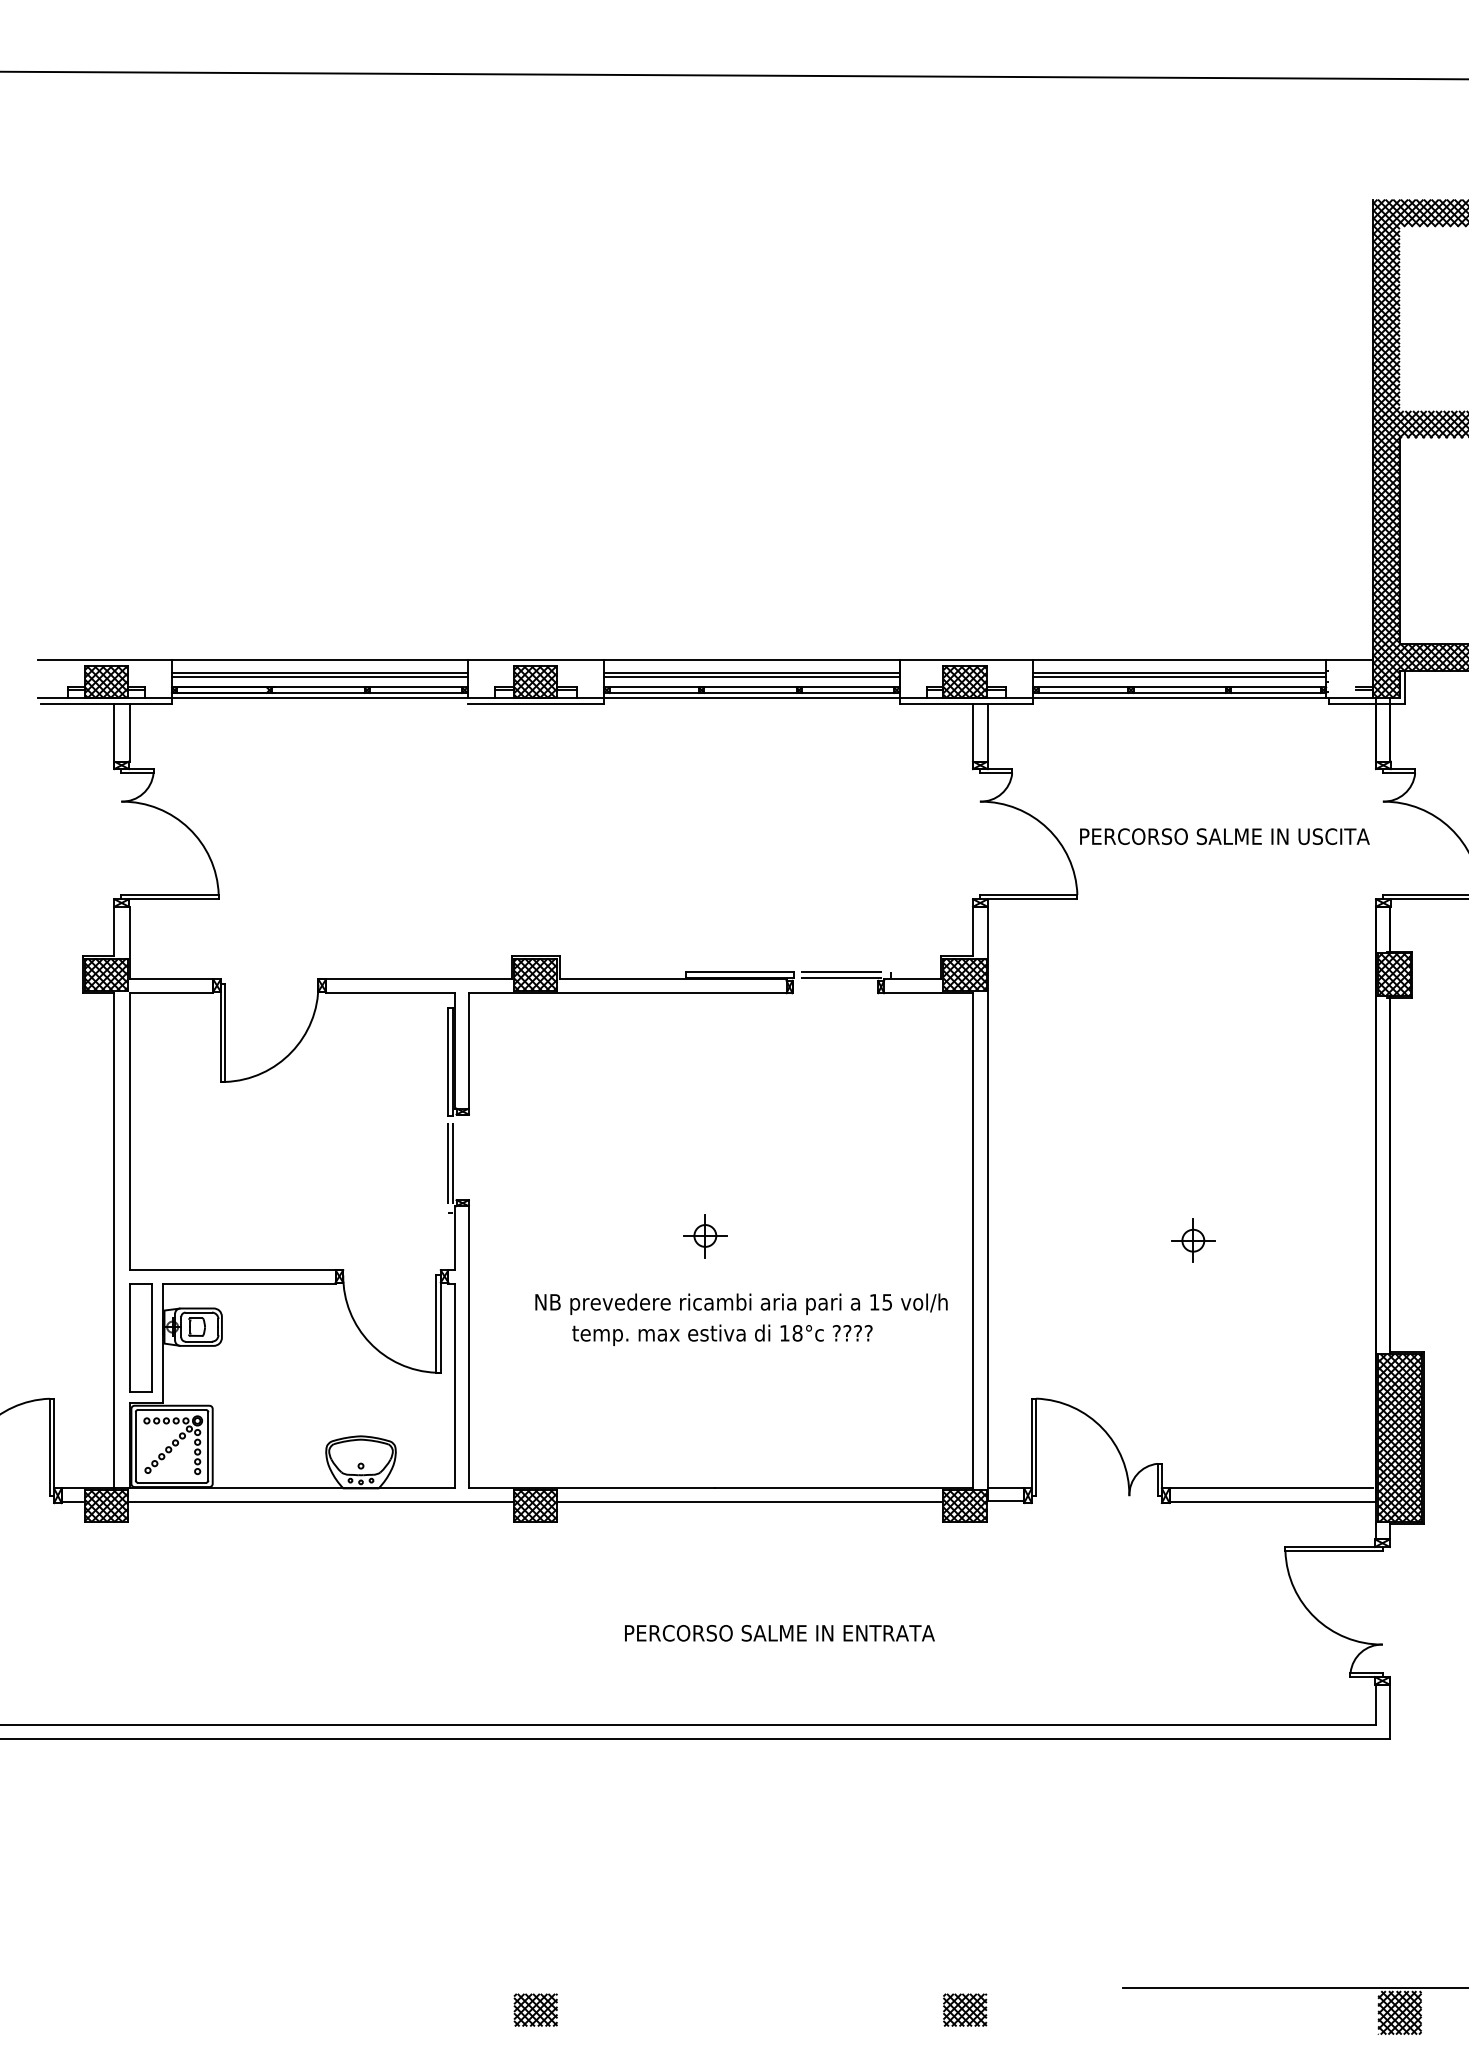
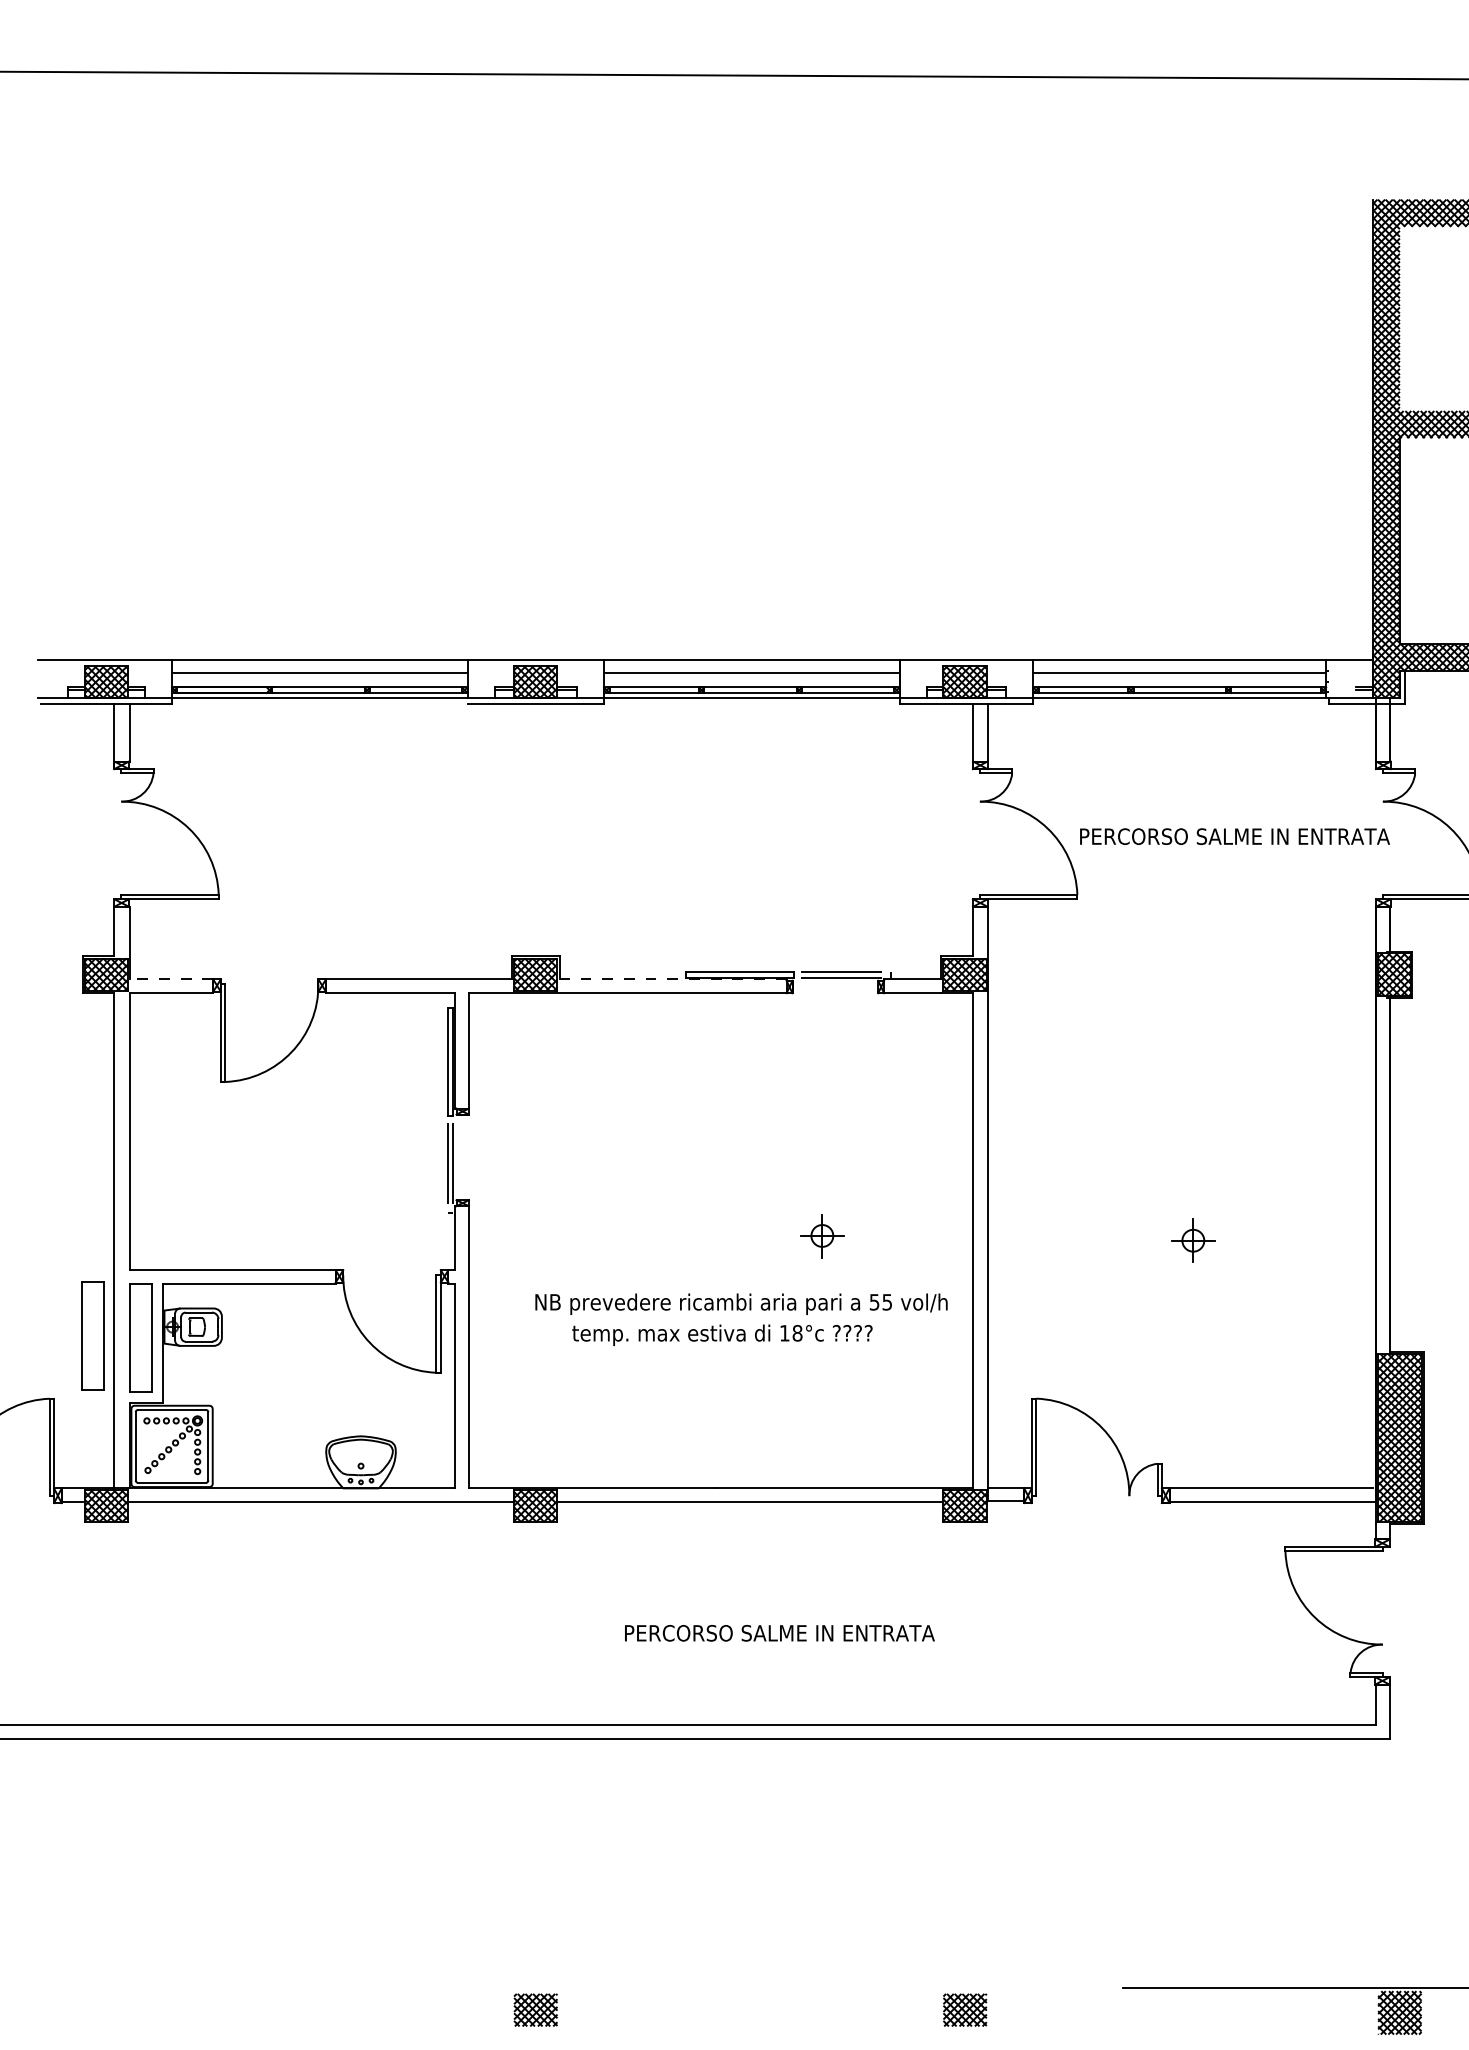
line: present -> none (319, 676)
line: present -> none (751, 676)
line: present -> none (1179, 676)
text: PERCORSO SALME IN USCITA -> PERCORSO SALME IN ENTRATA (1343, 836)
line: solid -> dashed (171, 979)
line: solid -> dashed (672, 979)
part position: (705, 1236) -> (822, 1236) (822, 1236)
text: 15 -> 55 (874, 1302)
part: none -> present (92, 1335)
